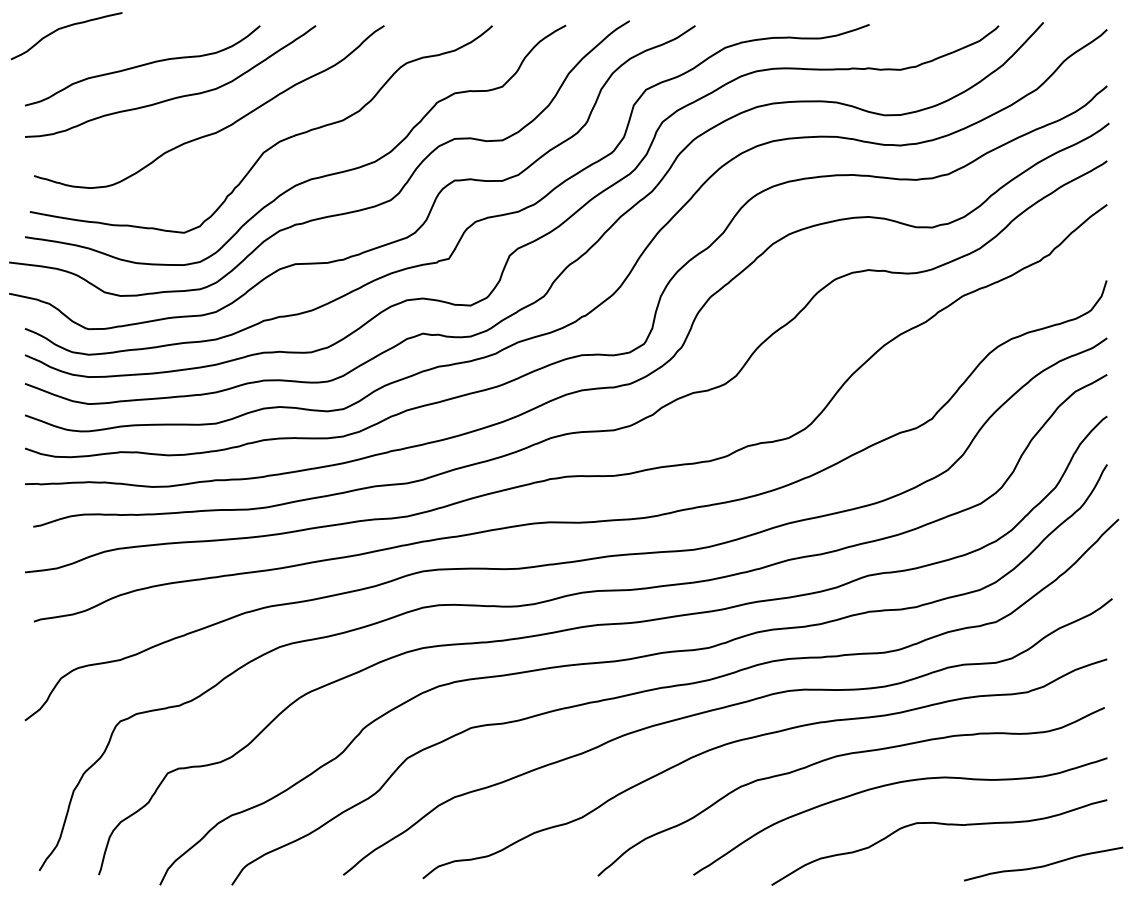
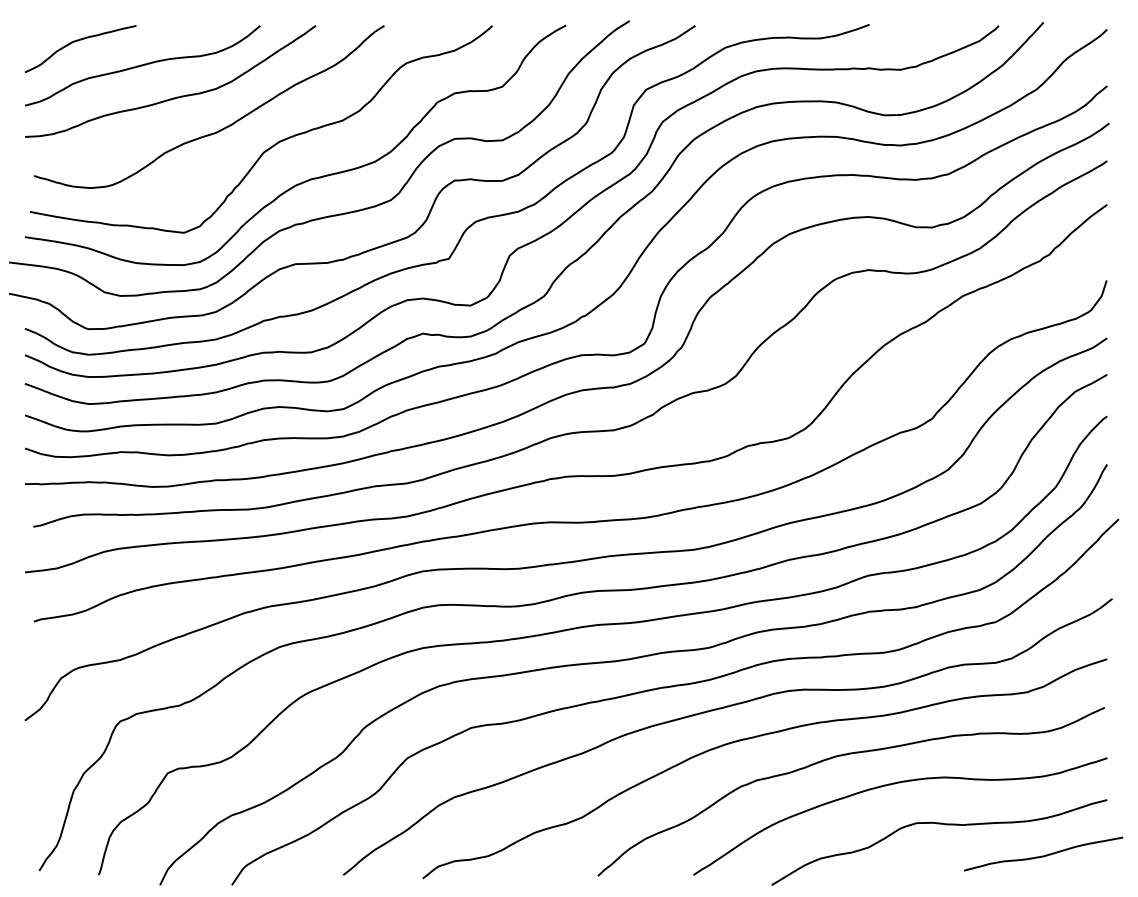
curve position: (64, 28) -> (78, 41) (78, 41)
curve position: (1043, 865) -> (1043, 855) (1043, 855)
